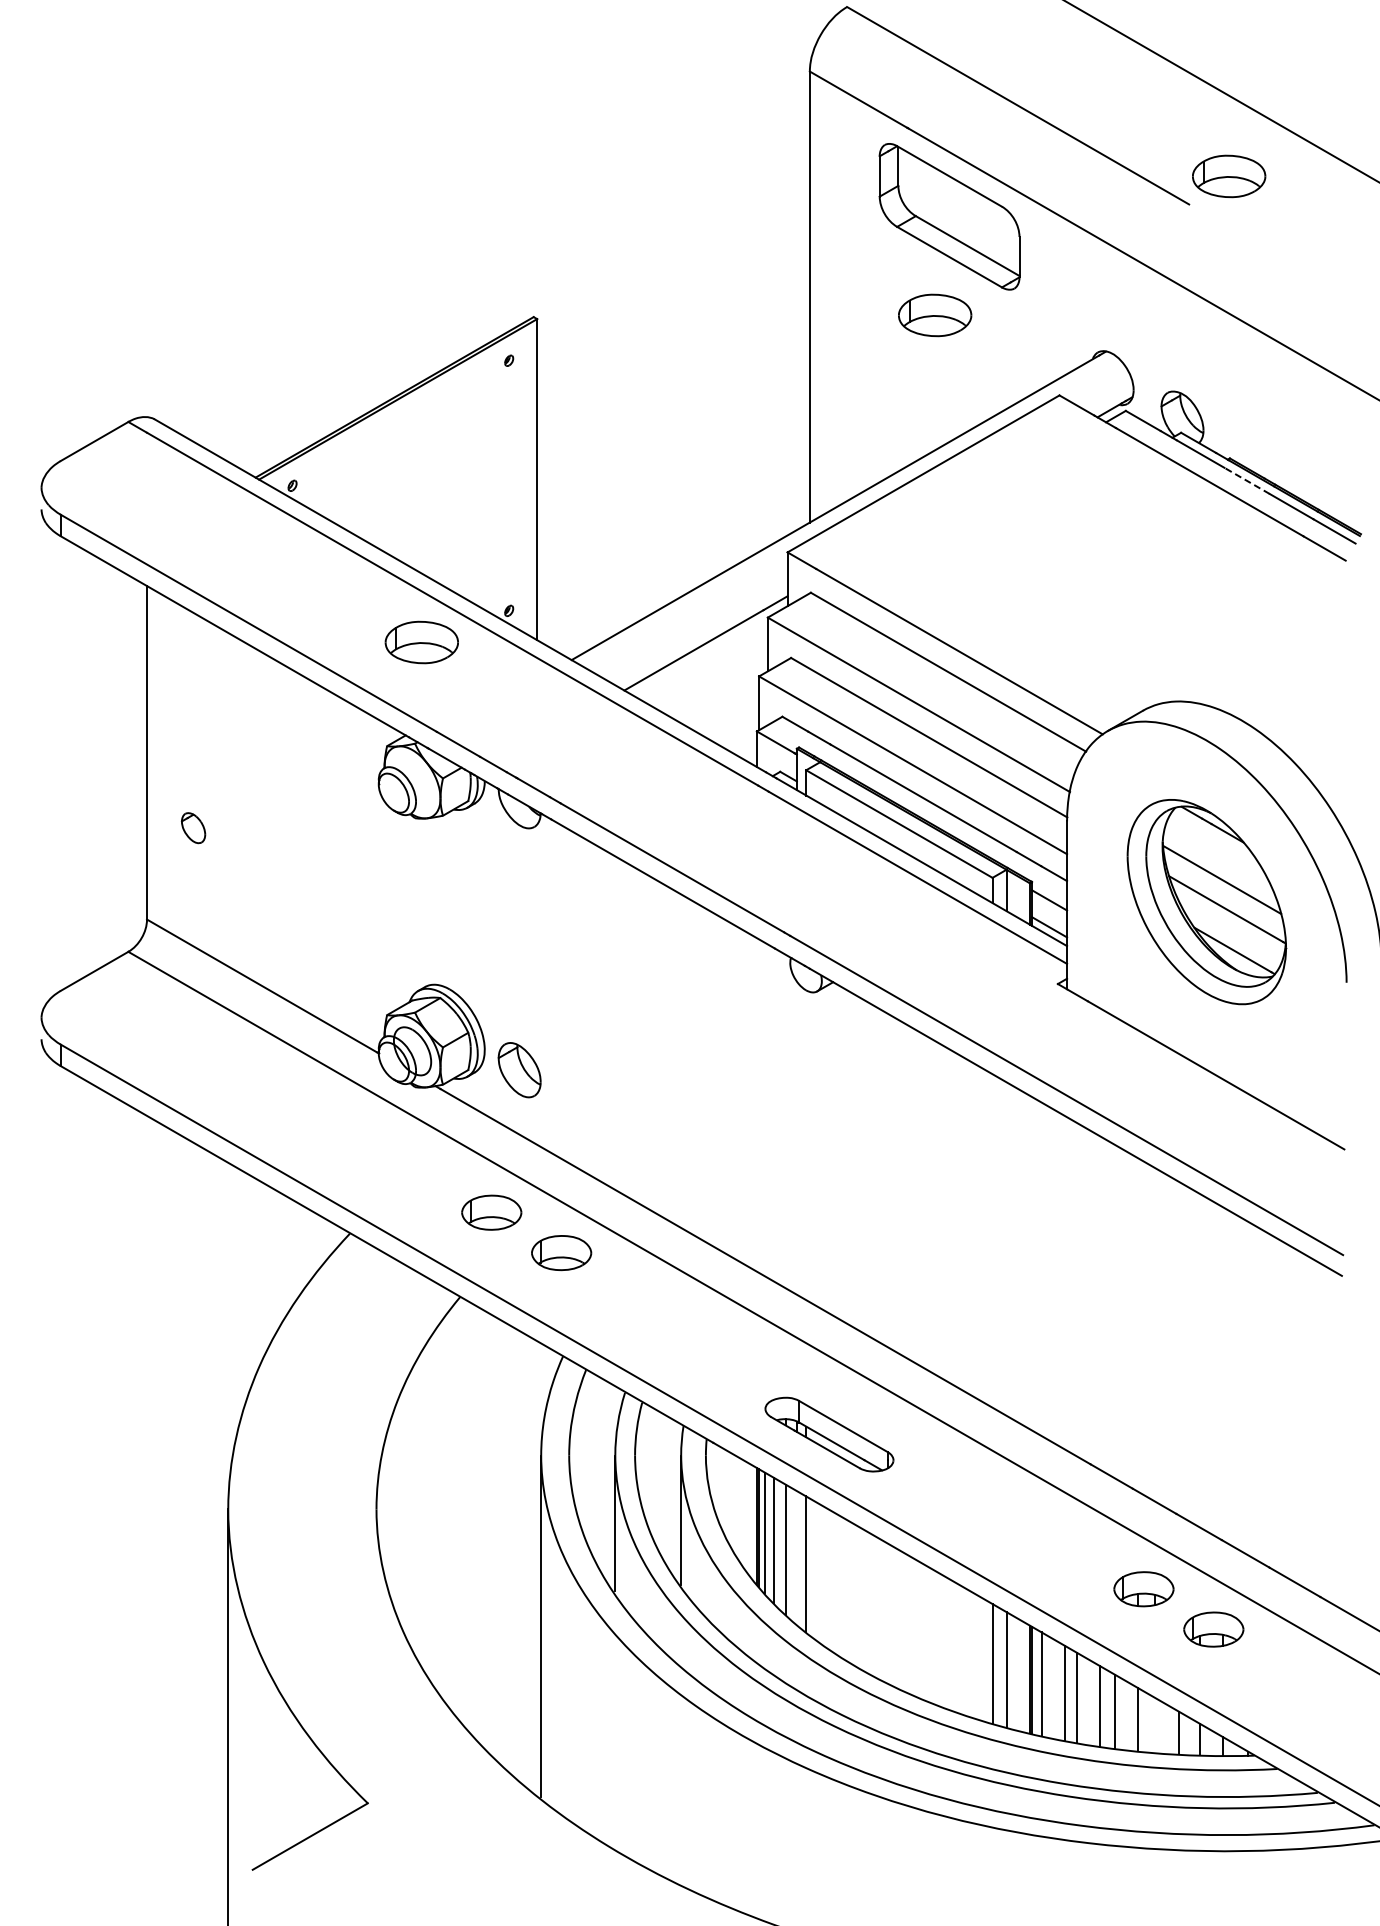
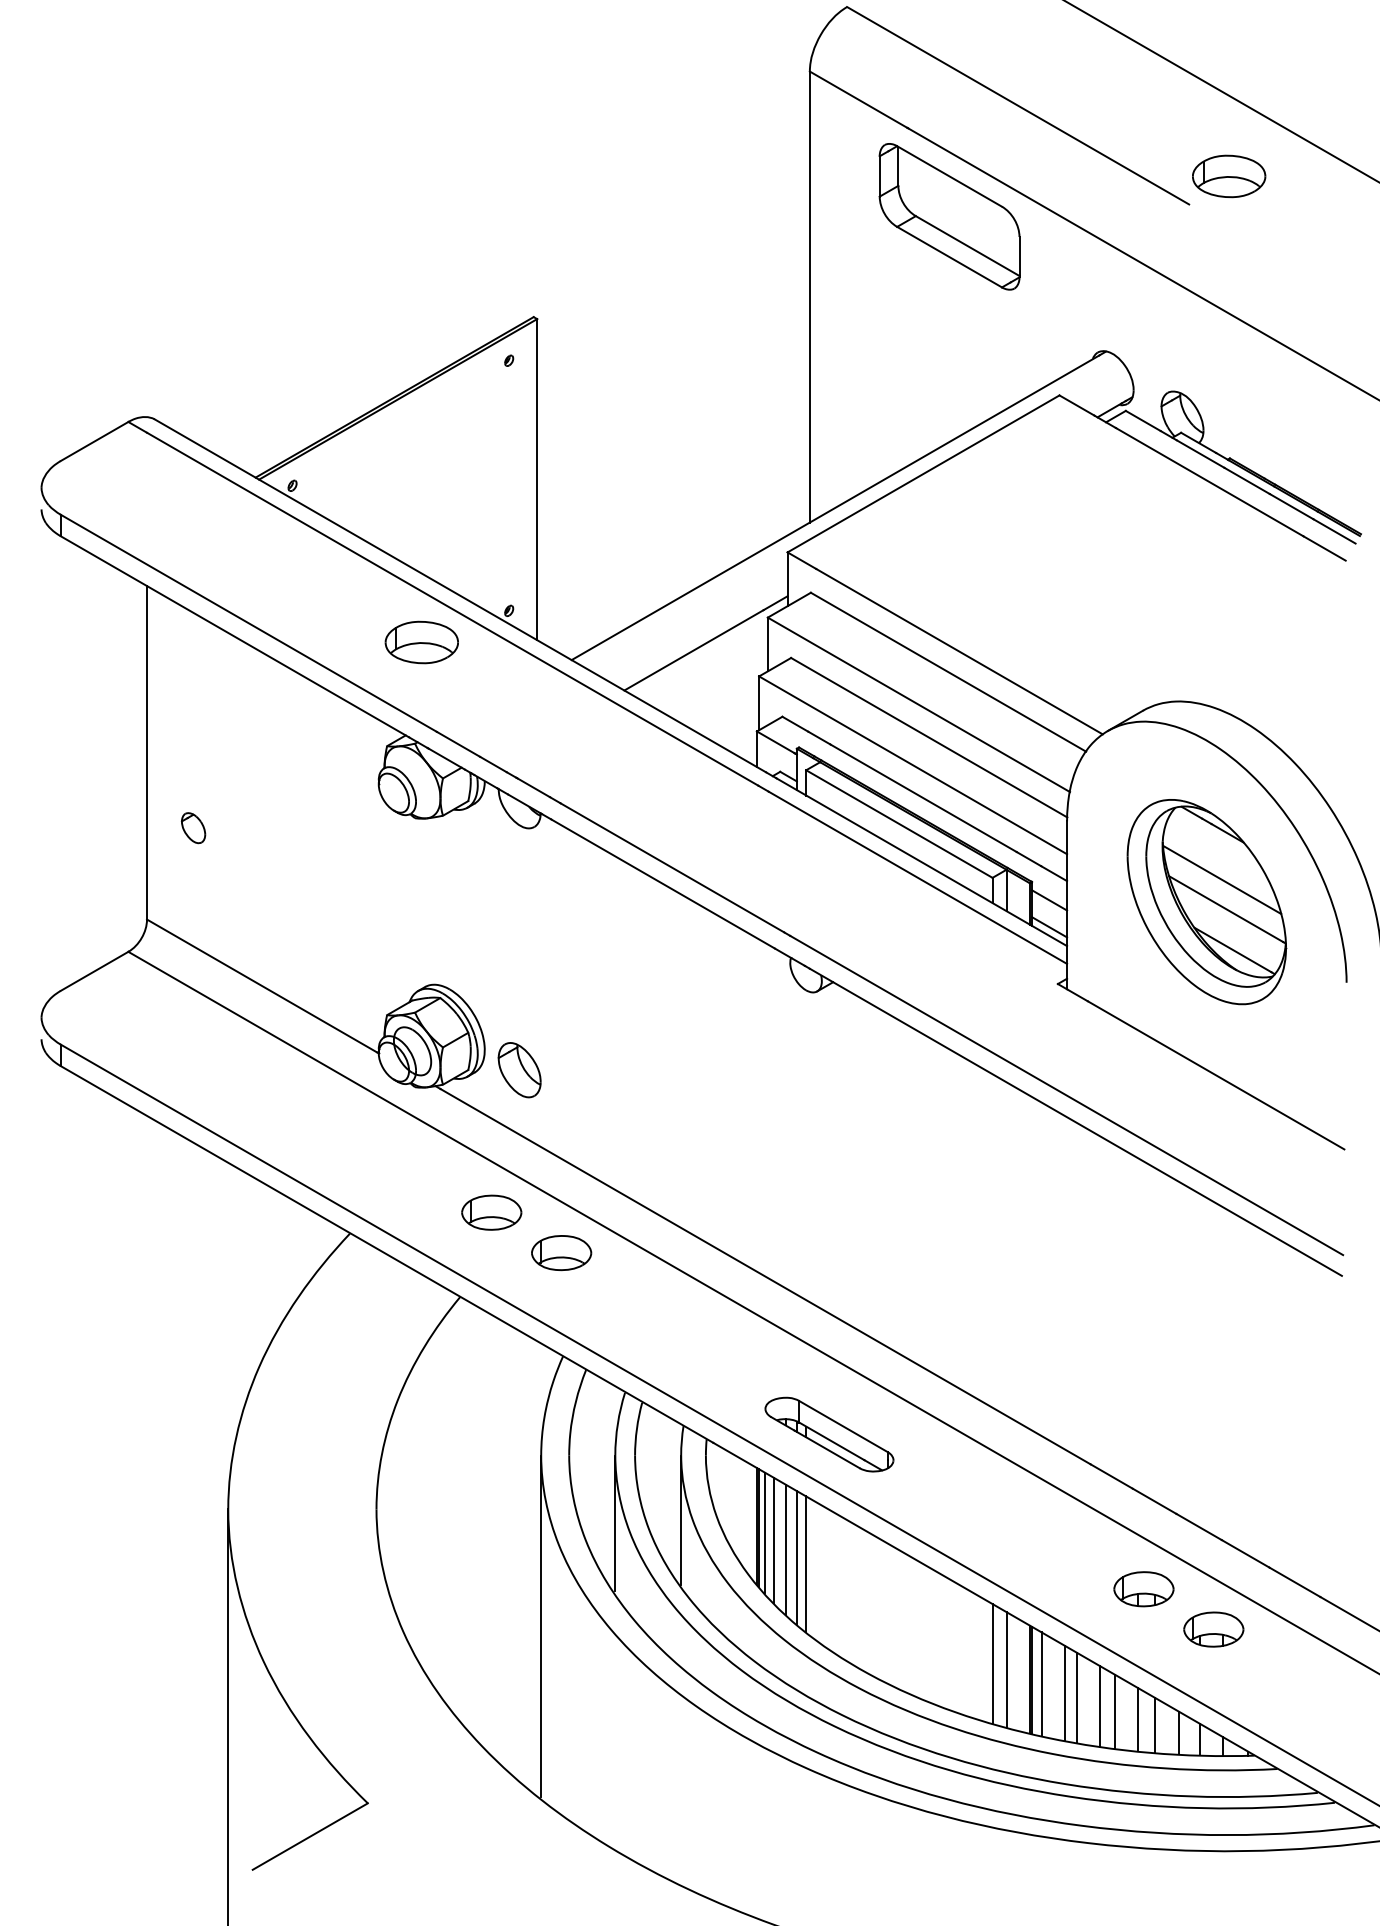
part: present -> none (935, 315)
line: dashed -> solid (1246, 480)
line: none -> present (796, 1557)
line: none -> present (1155, 1725)
